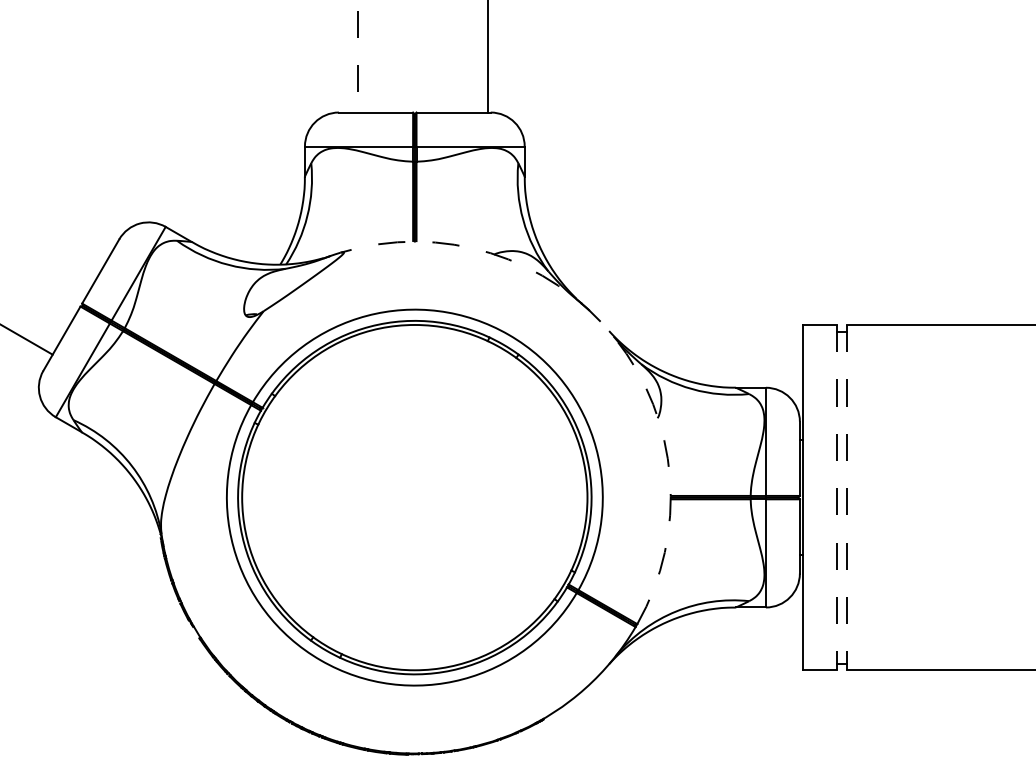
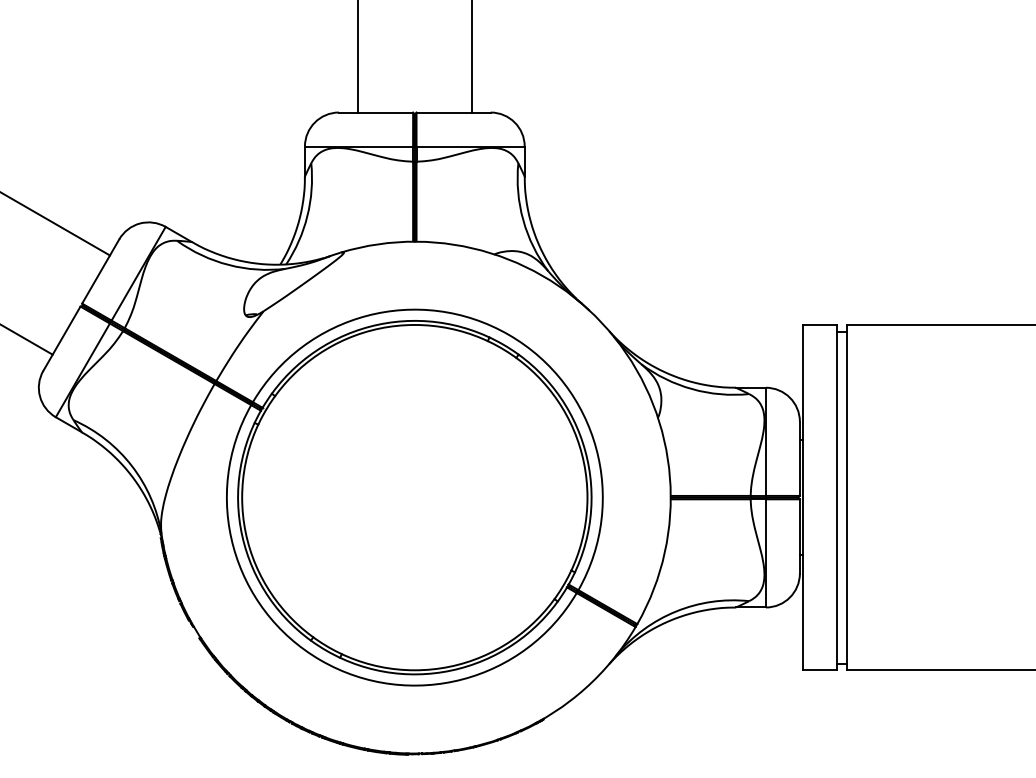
line: dashed -> solid (357, 56)
line position: (488, 57) -> (472, 57) (472, 57)
line: none -> present (55, 224)
arc: dashed -> solid (614, 337)
line: dashed -> solid (837, 497)
line: dashed -> solid (847, 497)
